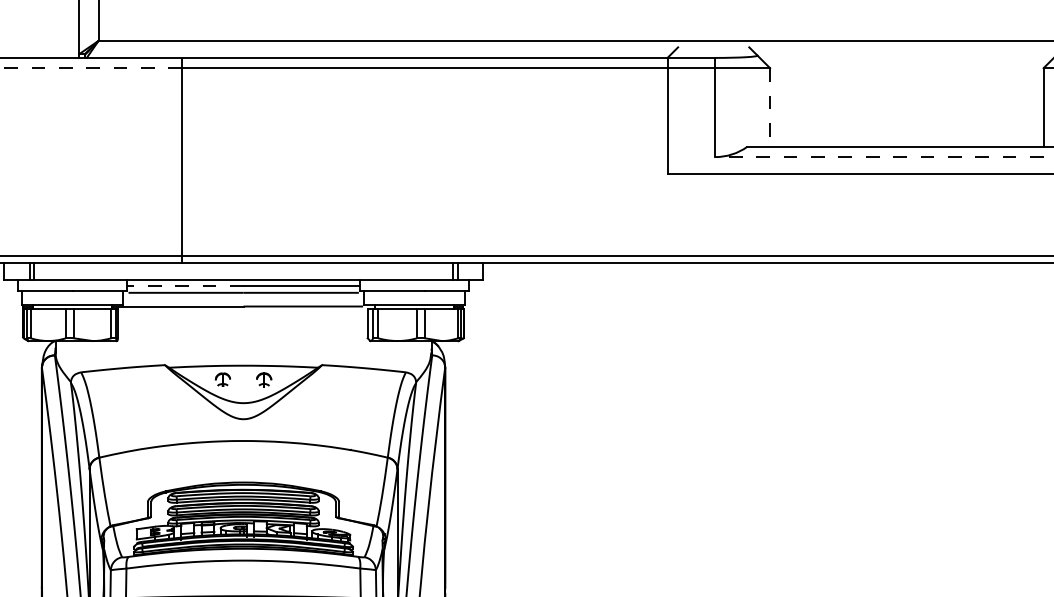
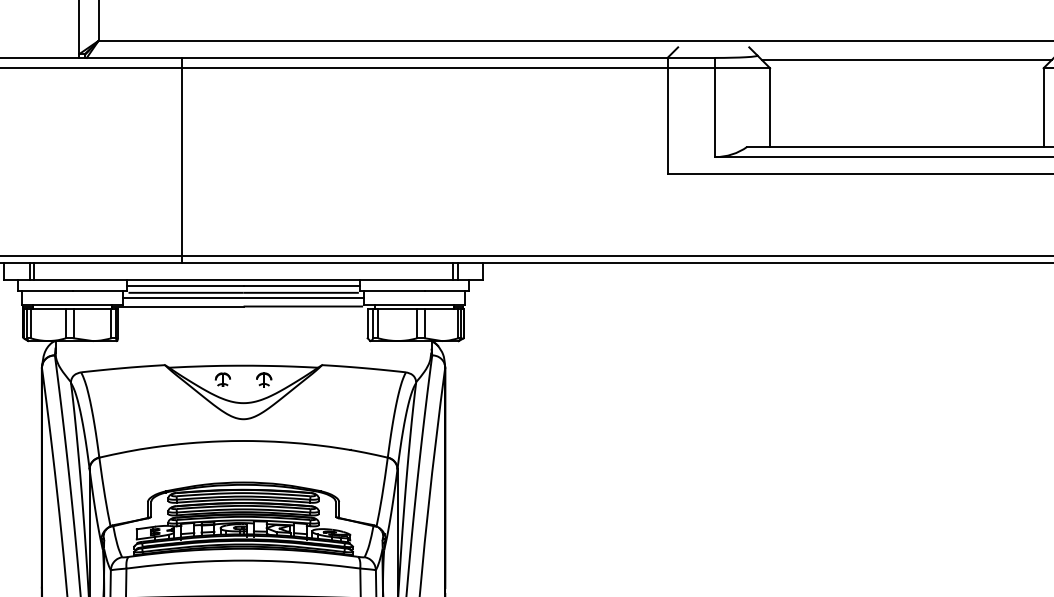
line: none -> present (905, 60)
line: dashed -> solid (91, 68)
line: dashed -> solid (770, 108)
line: dashed -> solid (884, 157)
line: dashed -> solid (184, 286)
line: none -> present (243, 297)
